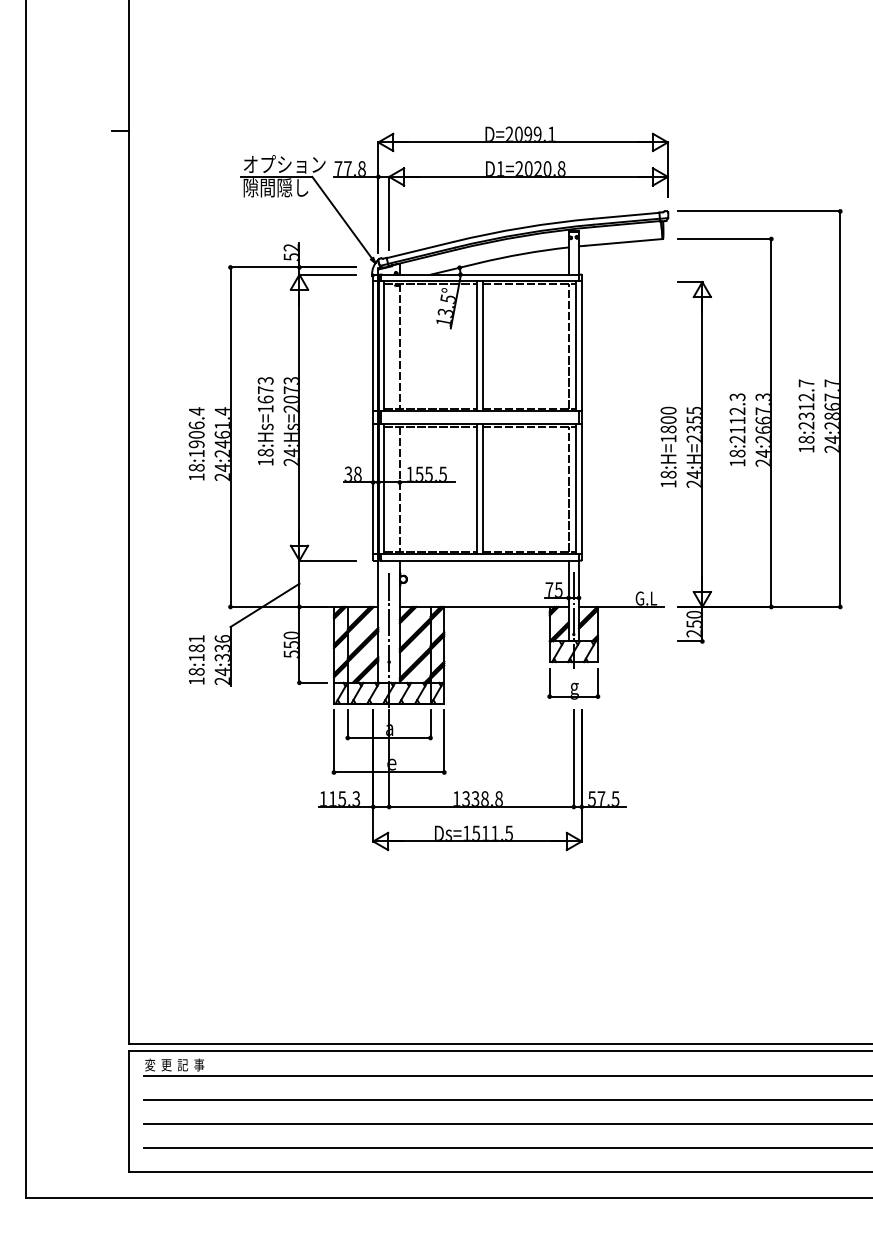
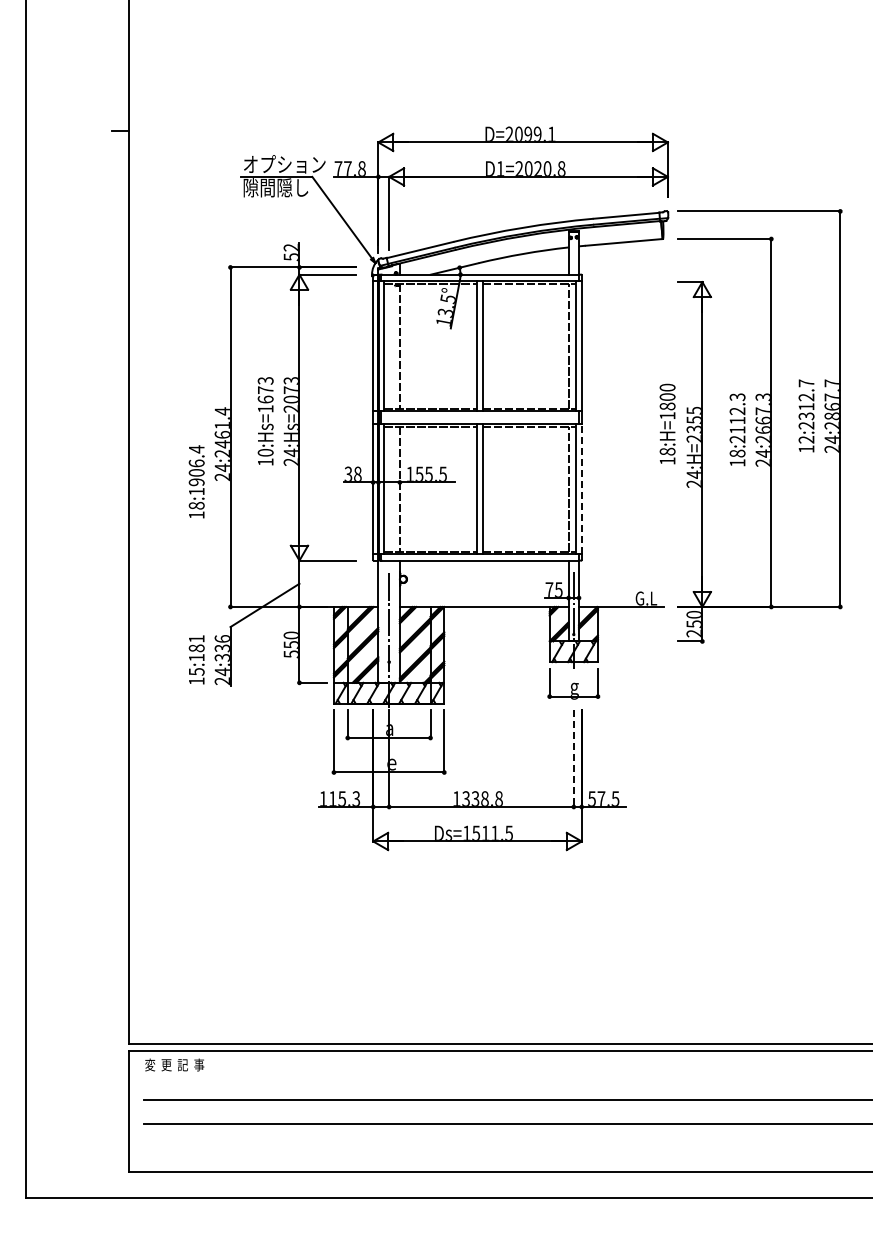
text: 18:2312.7 -> 12:2312.7 (806, 439)
text position: (196, 443) -> (196, 481) (196, 481)
text position: (668, 446) -> (667, 423) (667, 423)
text: 18:Hs=1673 -> 10:Hs=1673 (265, 452)
line: solid -> dashed (581, 489)
text: 18:181 -> 15:181 (196, 671)
line: solid -> dashed (573, 759)
line: present -> none (506, 1075)
line: present -> none (506, 1147)
